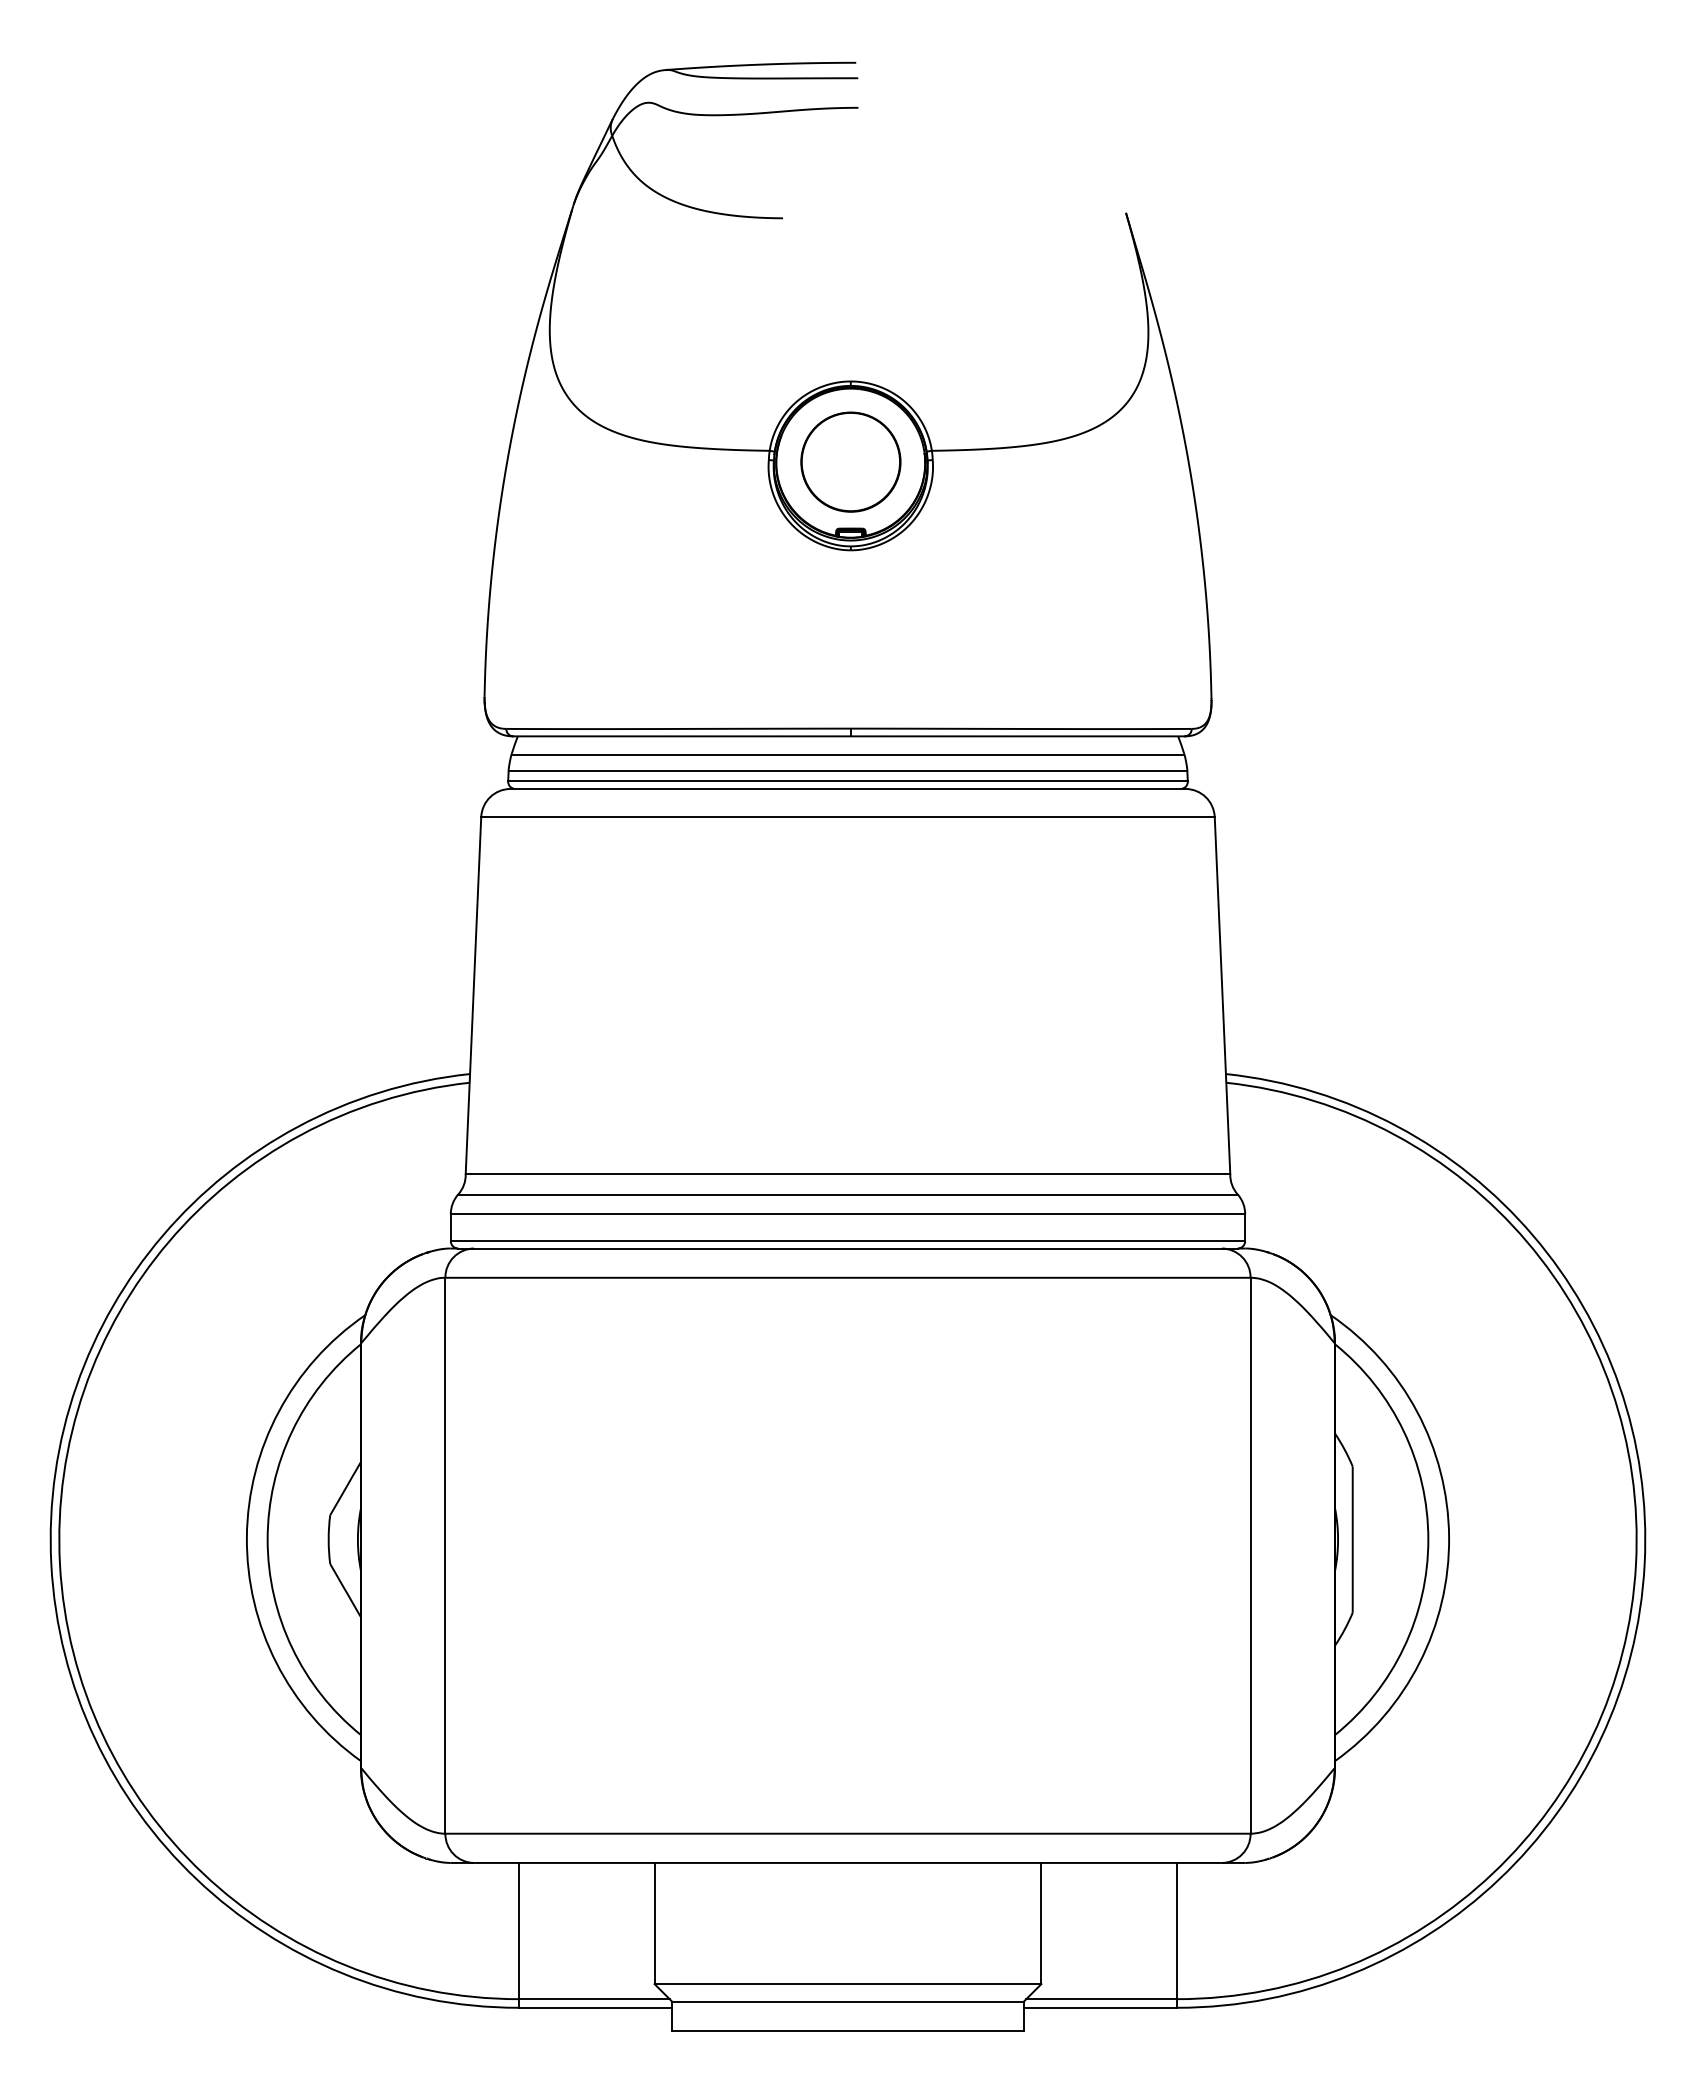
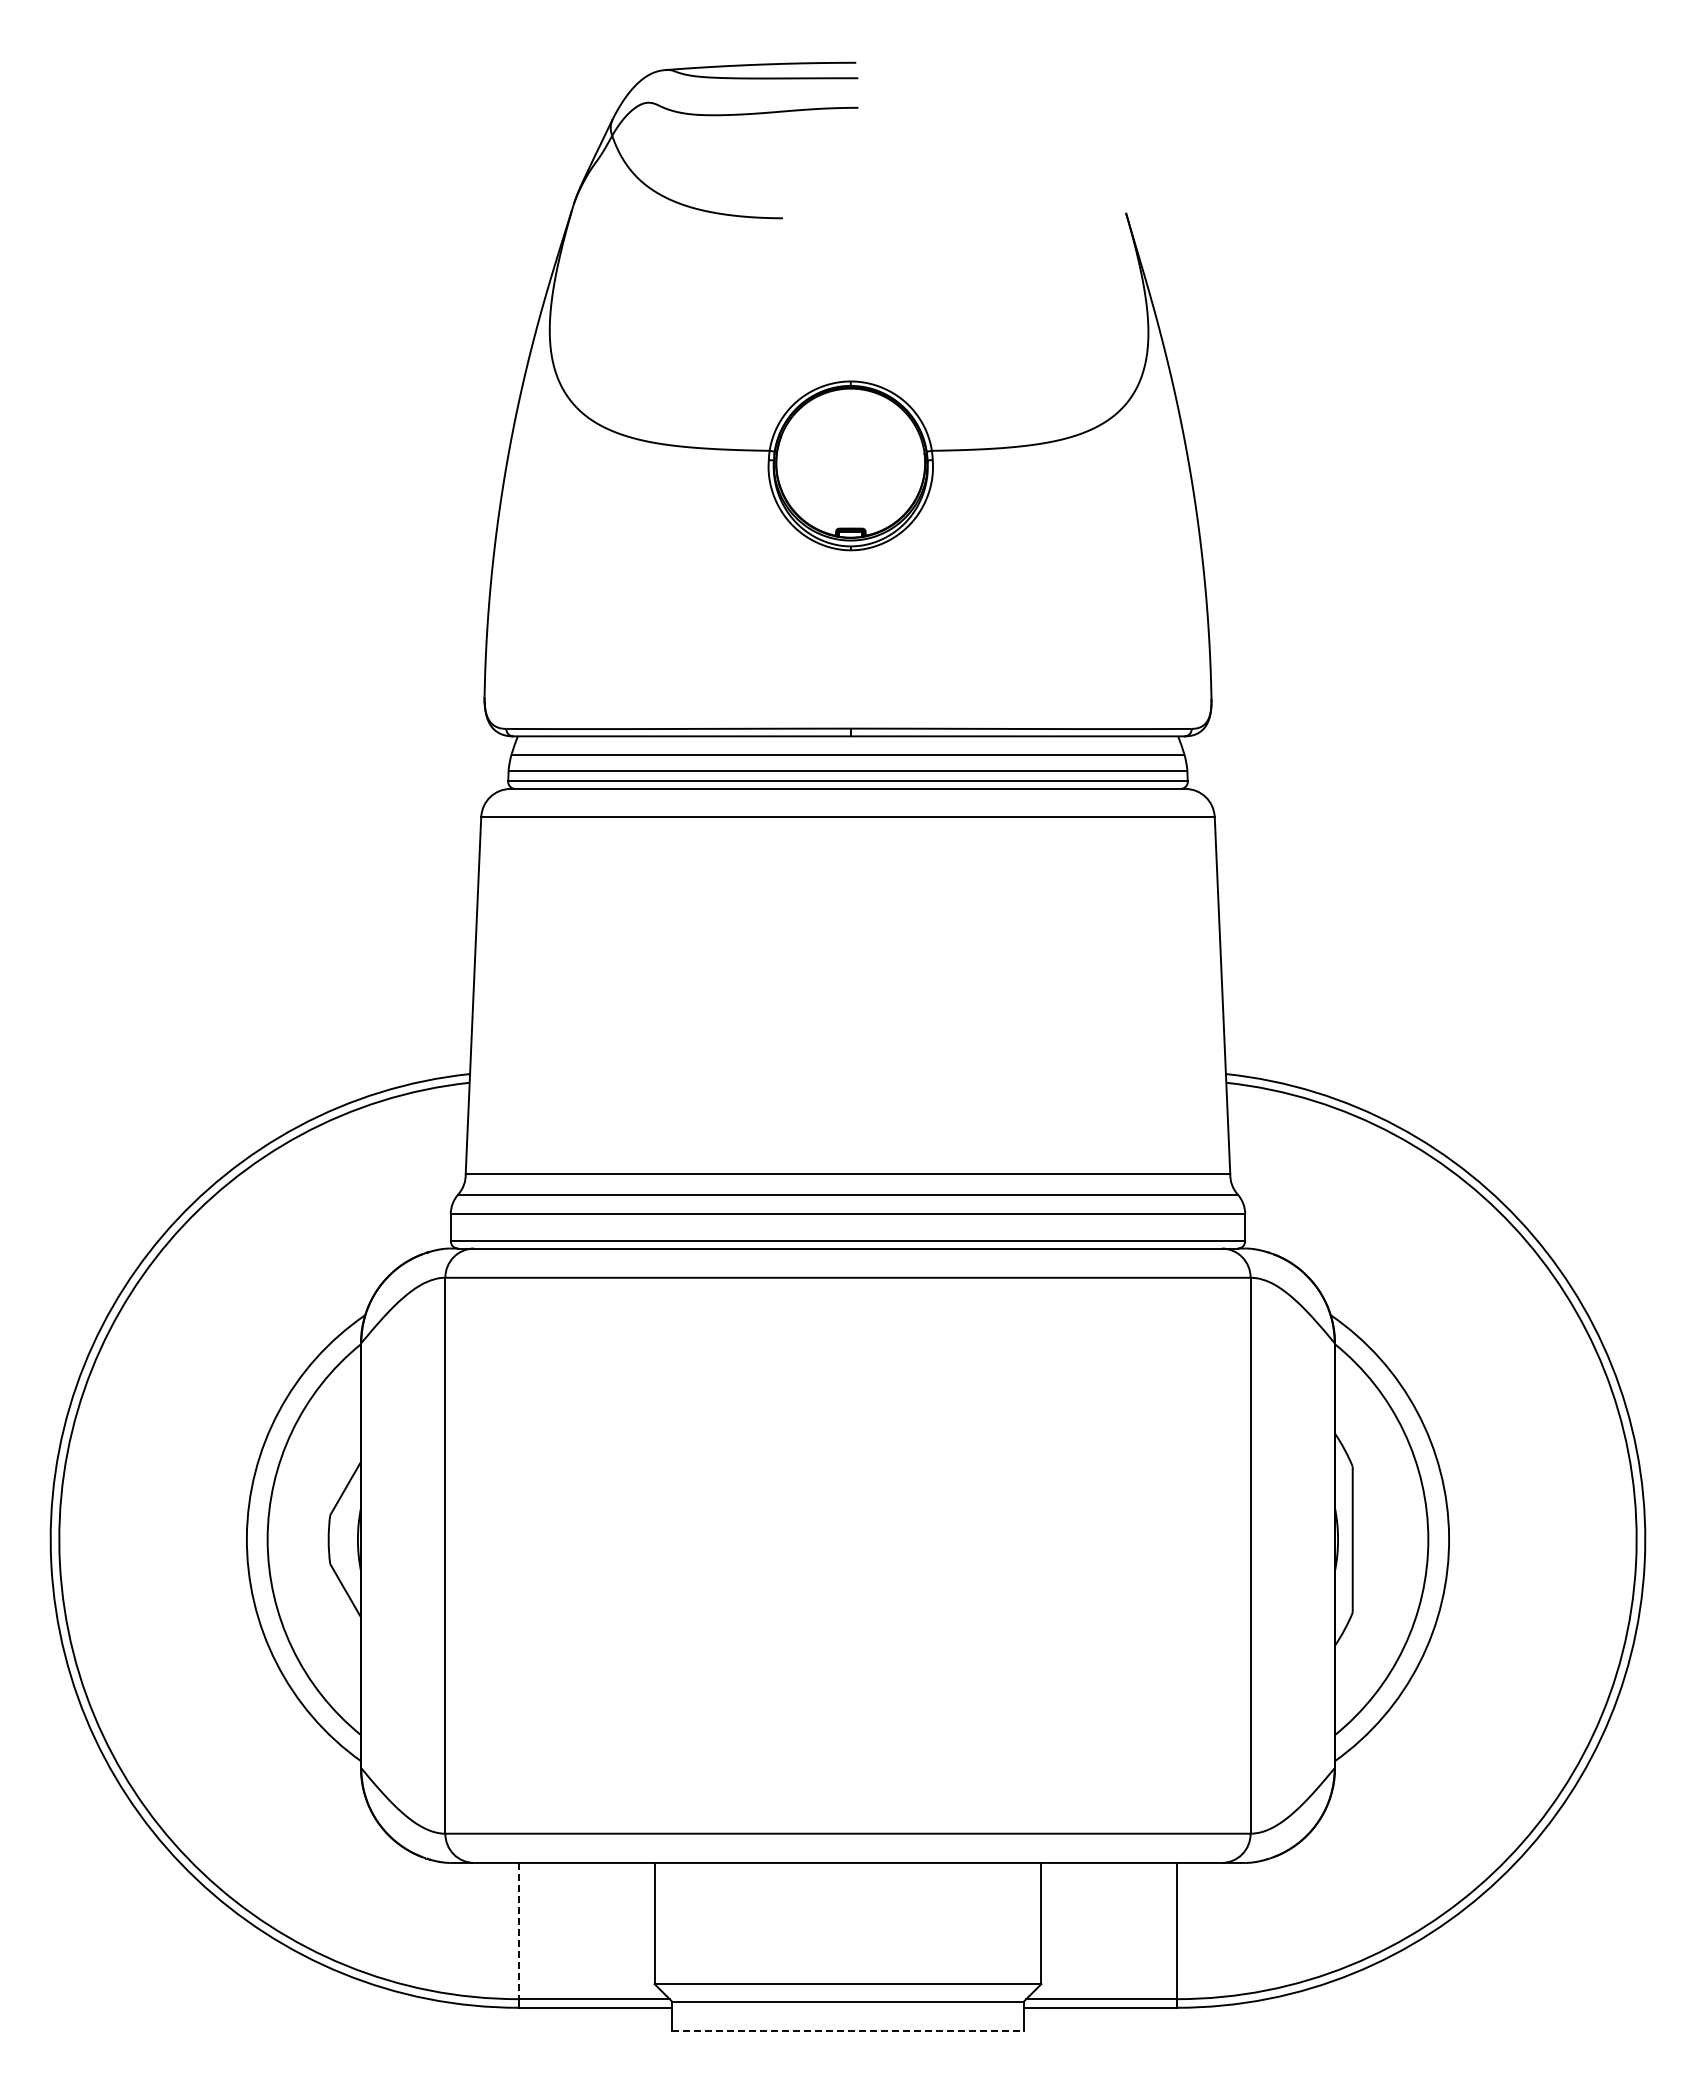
circle: present -> none (850, 461)
line: solid -> dashed (518, 1931)
line: solid -> dashed (847, 2031)
